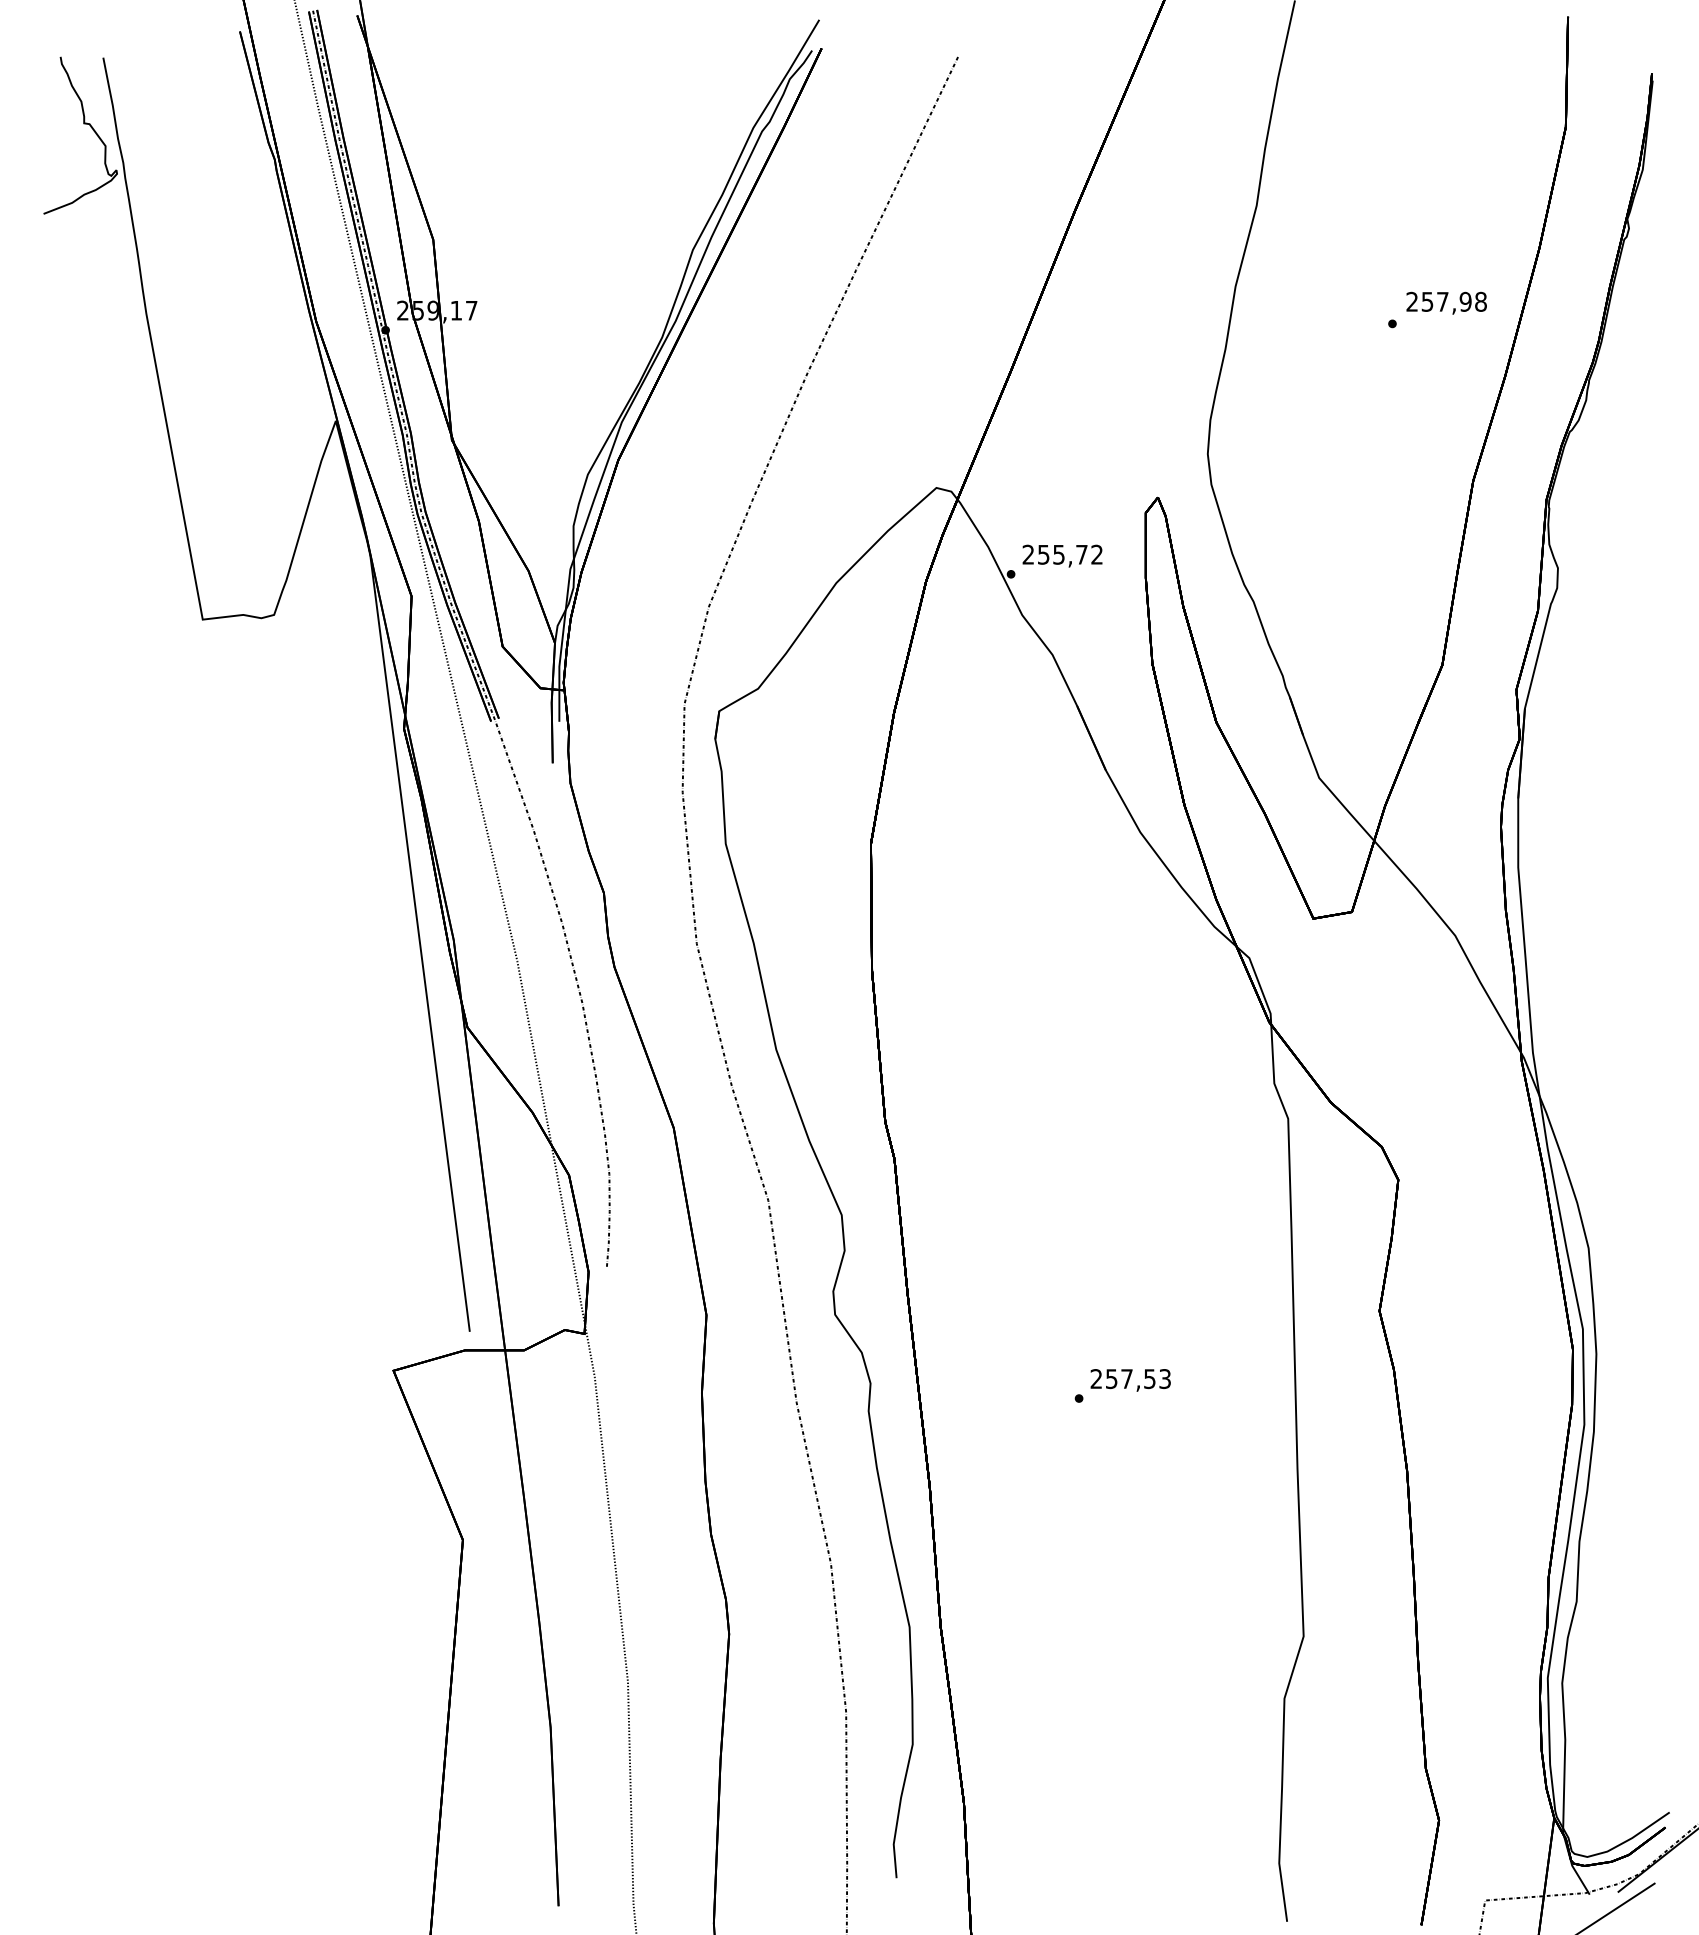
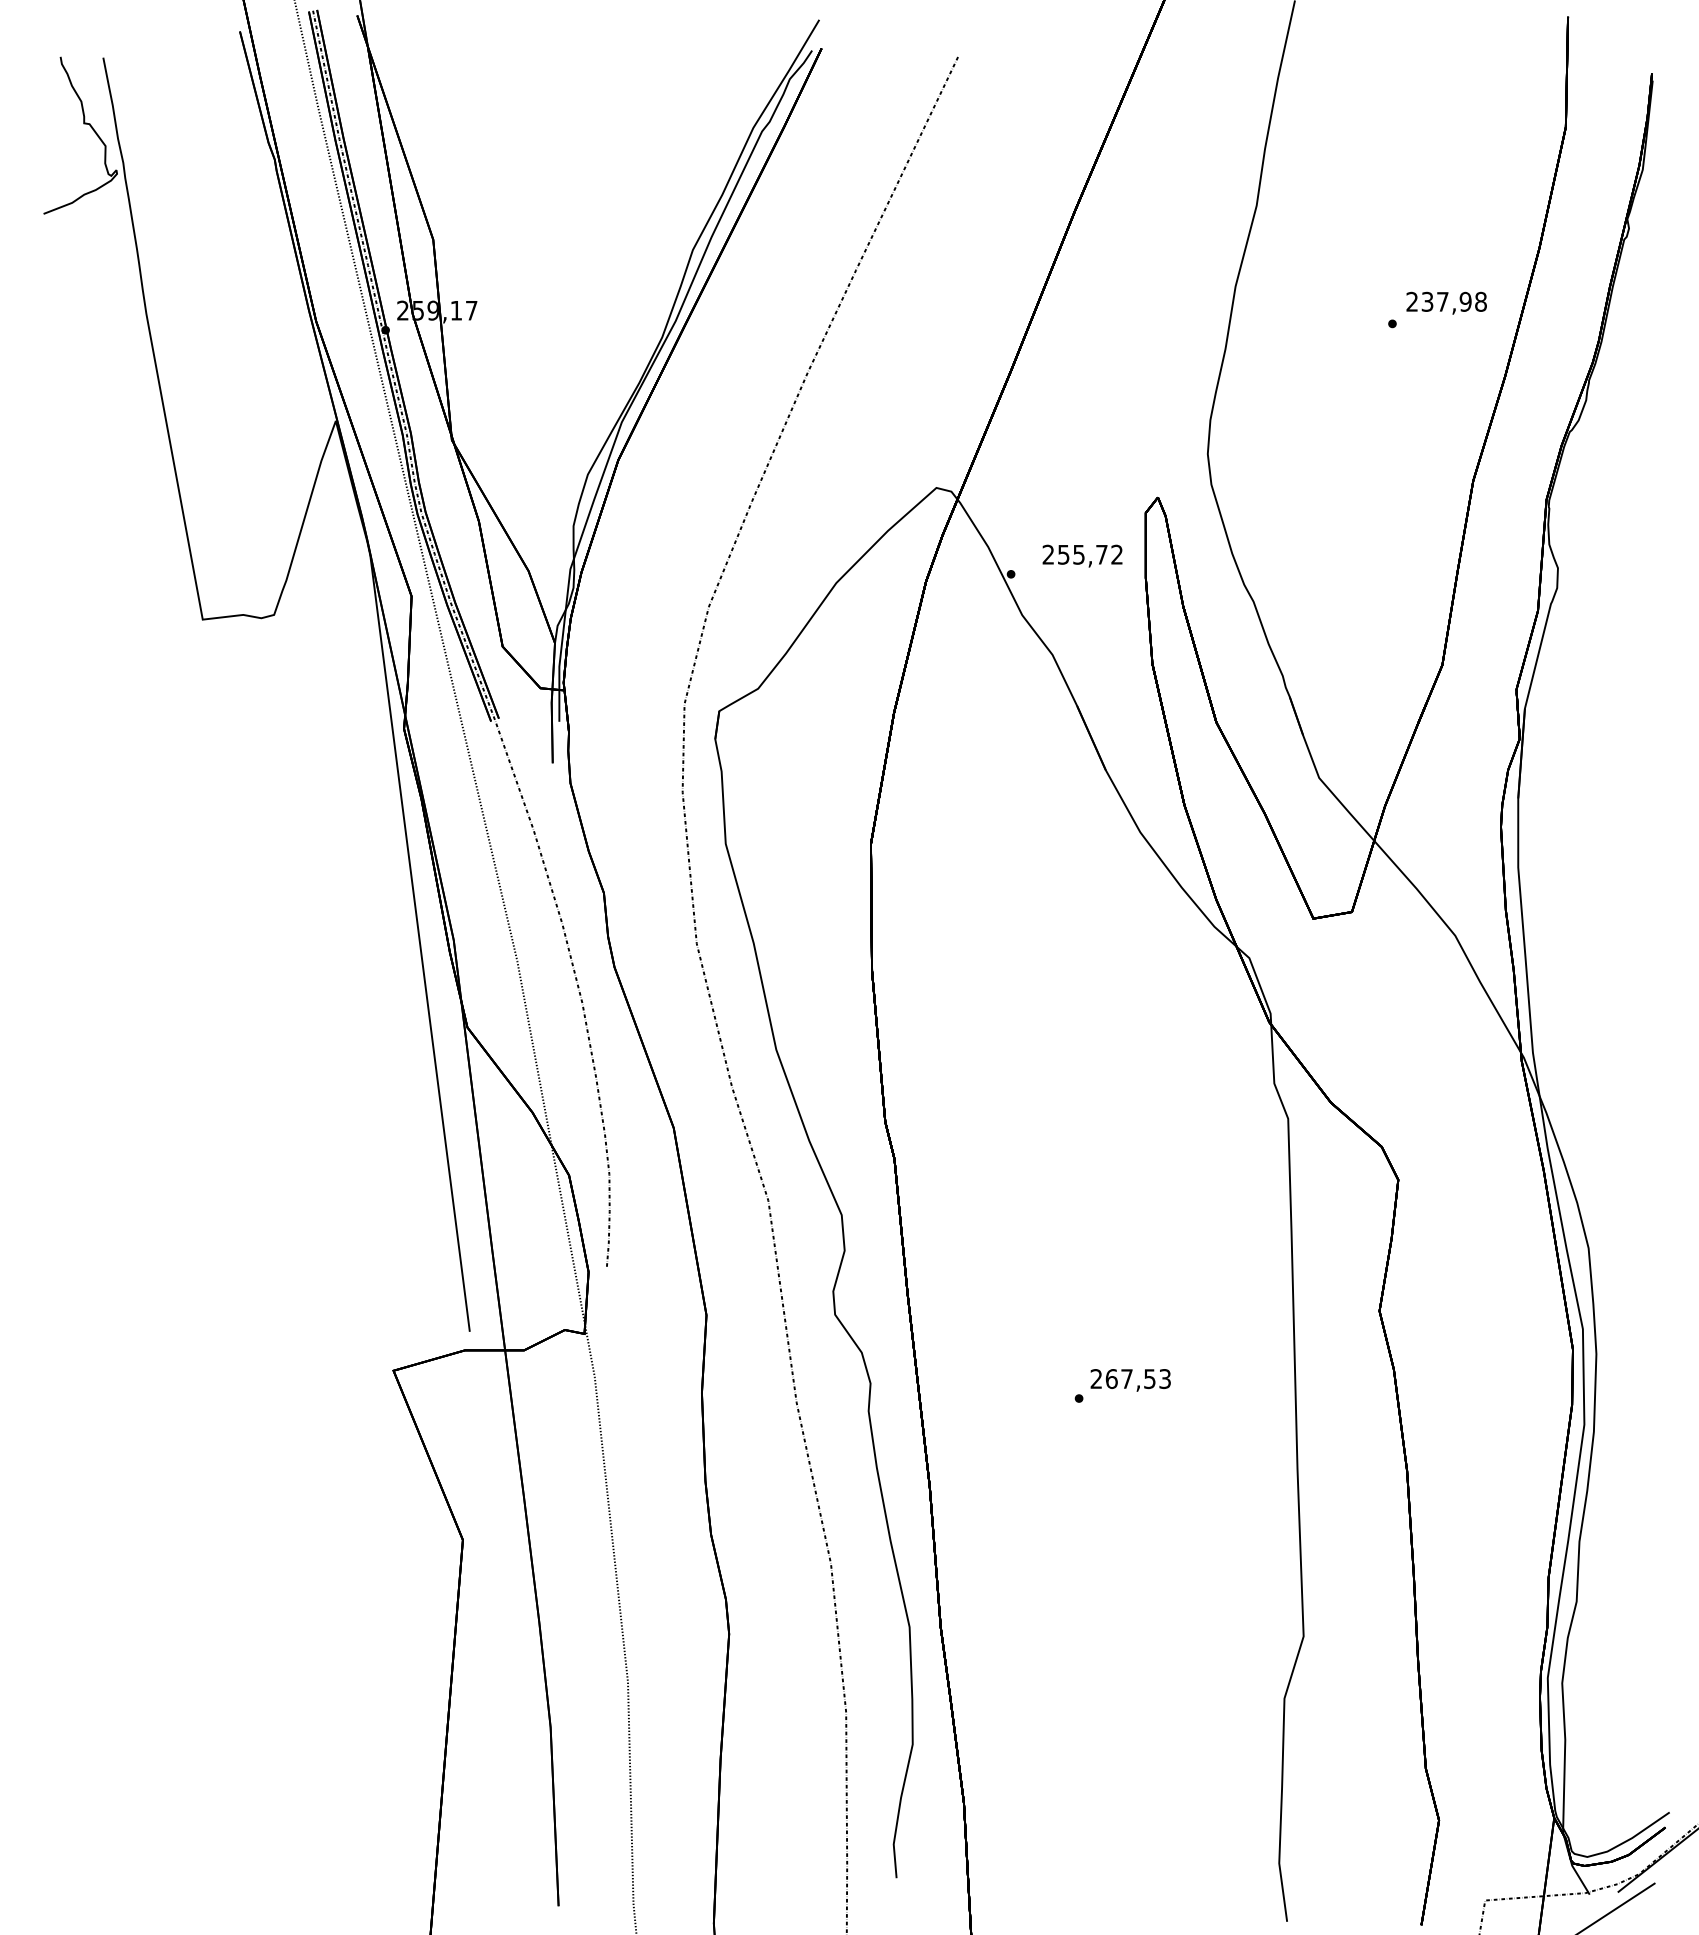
text: 257,98 -> 237,98 (1427, 301)
text position: (1062, 555) -> (1082, 555) (1082, 555)
text: 257,53 -> 267,53 (1111, 1379)
